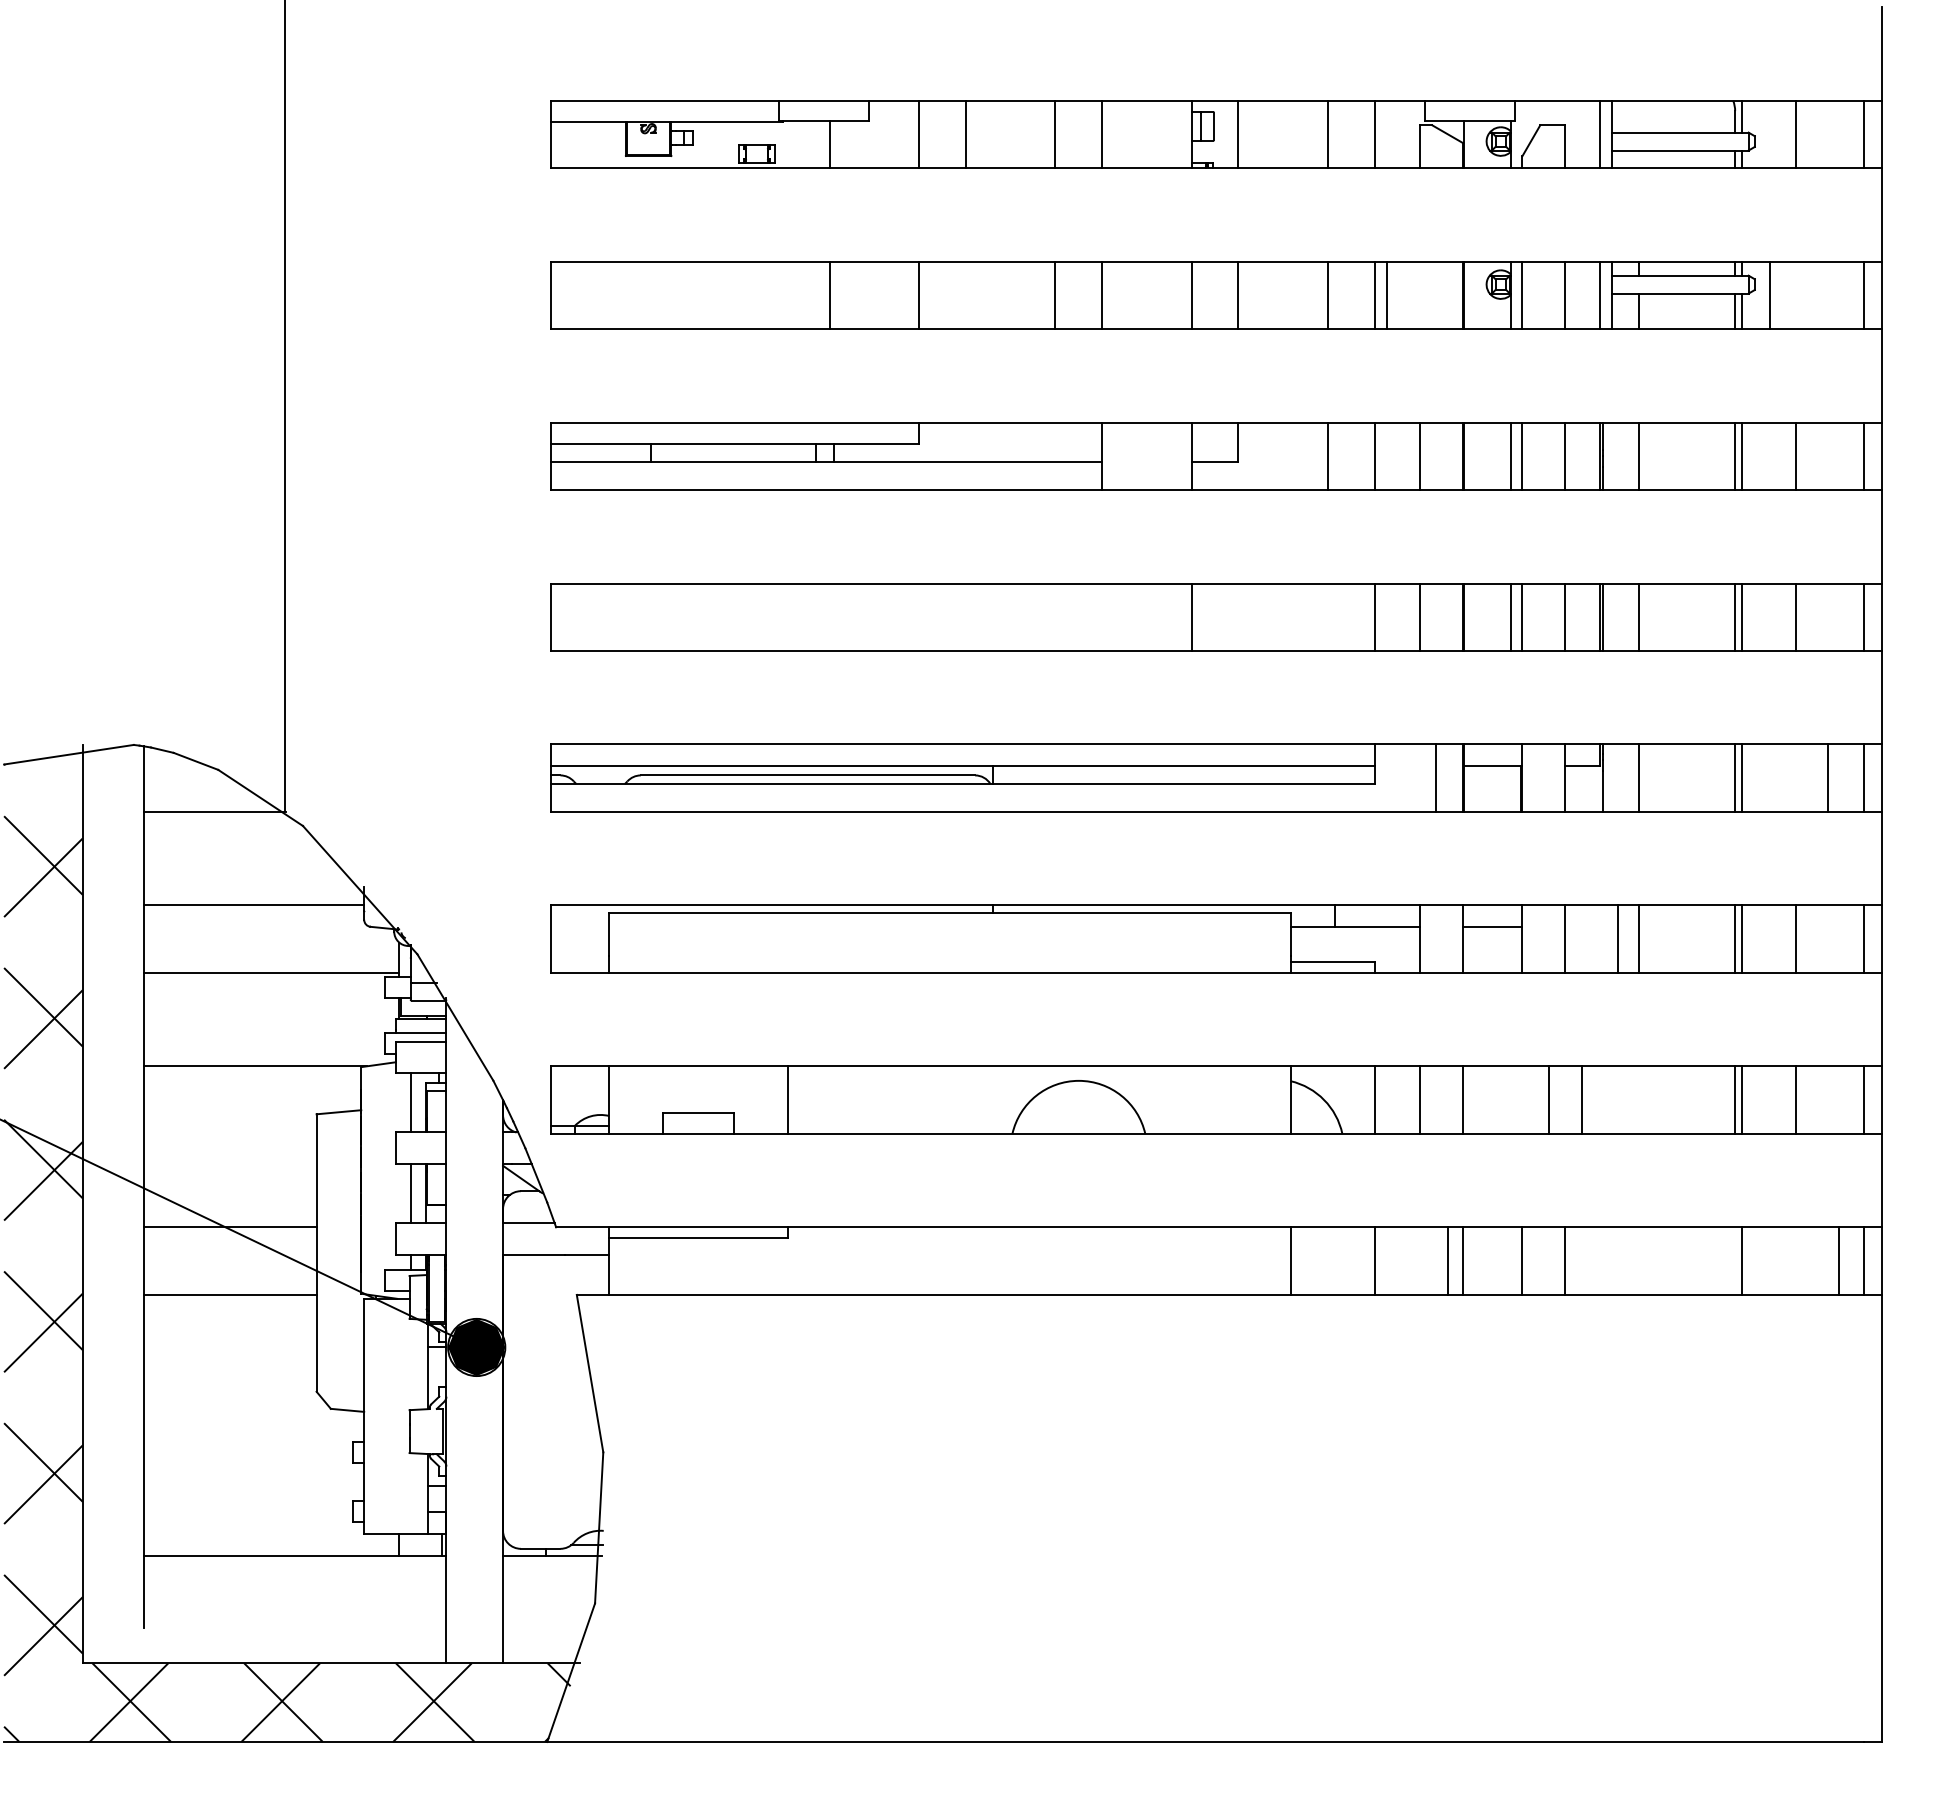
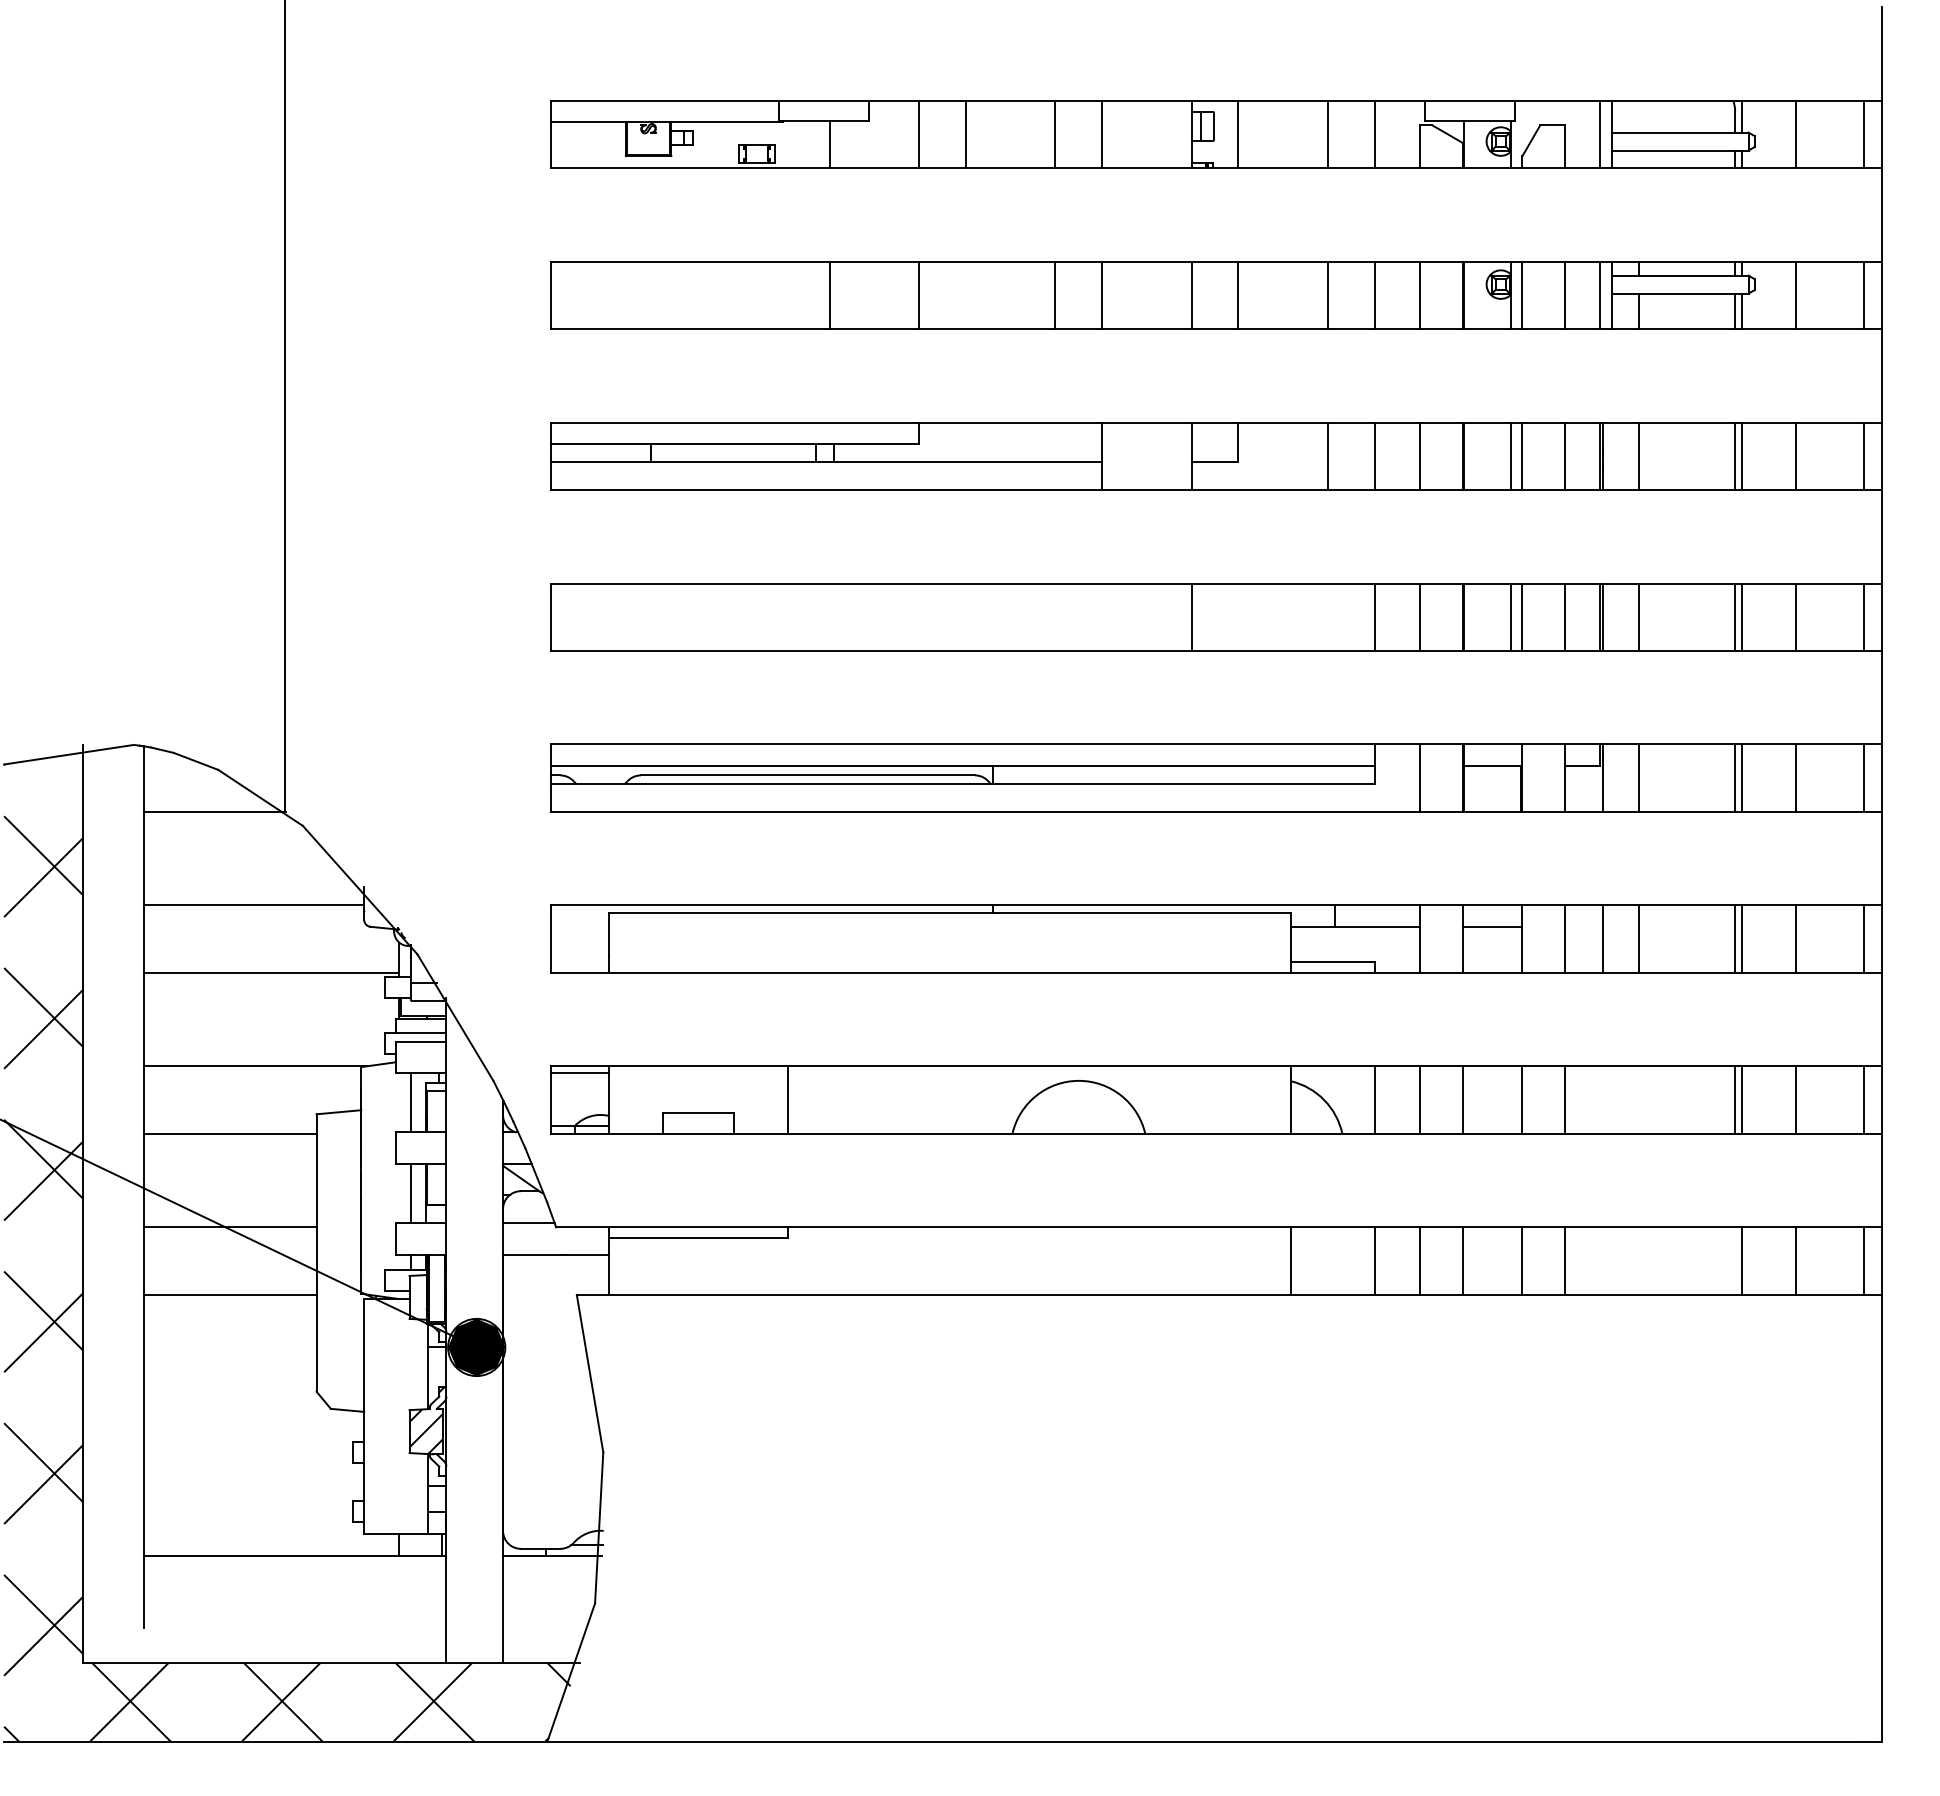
line position: (1387, 295) -> (1420, 295) (1420, 295)
line position: (1769, 295) -> (1795, 295) (1795, 295)
line position: (1436, 778) -> (1420, 778) (1420, 778)
line position: (1827, 778) -> (1795, 778) (1795, 778)
line position: (1617, 939) -> (1602, 939) (1602, 939)
line: none -> present (580, 1073)
line position: (1549, 1099) -> (1522, 1099) (1522, 1099)
line position: (1582, 1099) -> (1565, 1099) (1565, 1099)
line: none -> present (229, 1133)
line position: (1448, 1260) -> (1420, 1260) (1420, 1260)
line position: (1838, 1260) -> (1795, 1260) (1795, 1260)
hatch: none -> present (426, 1420)
